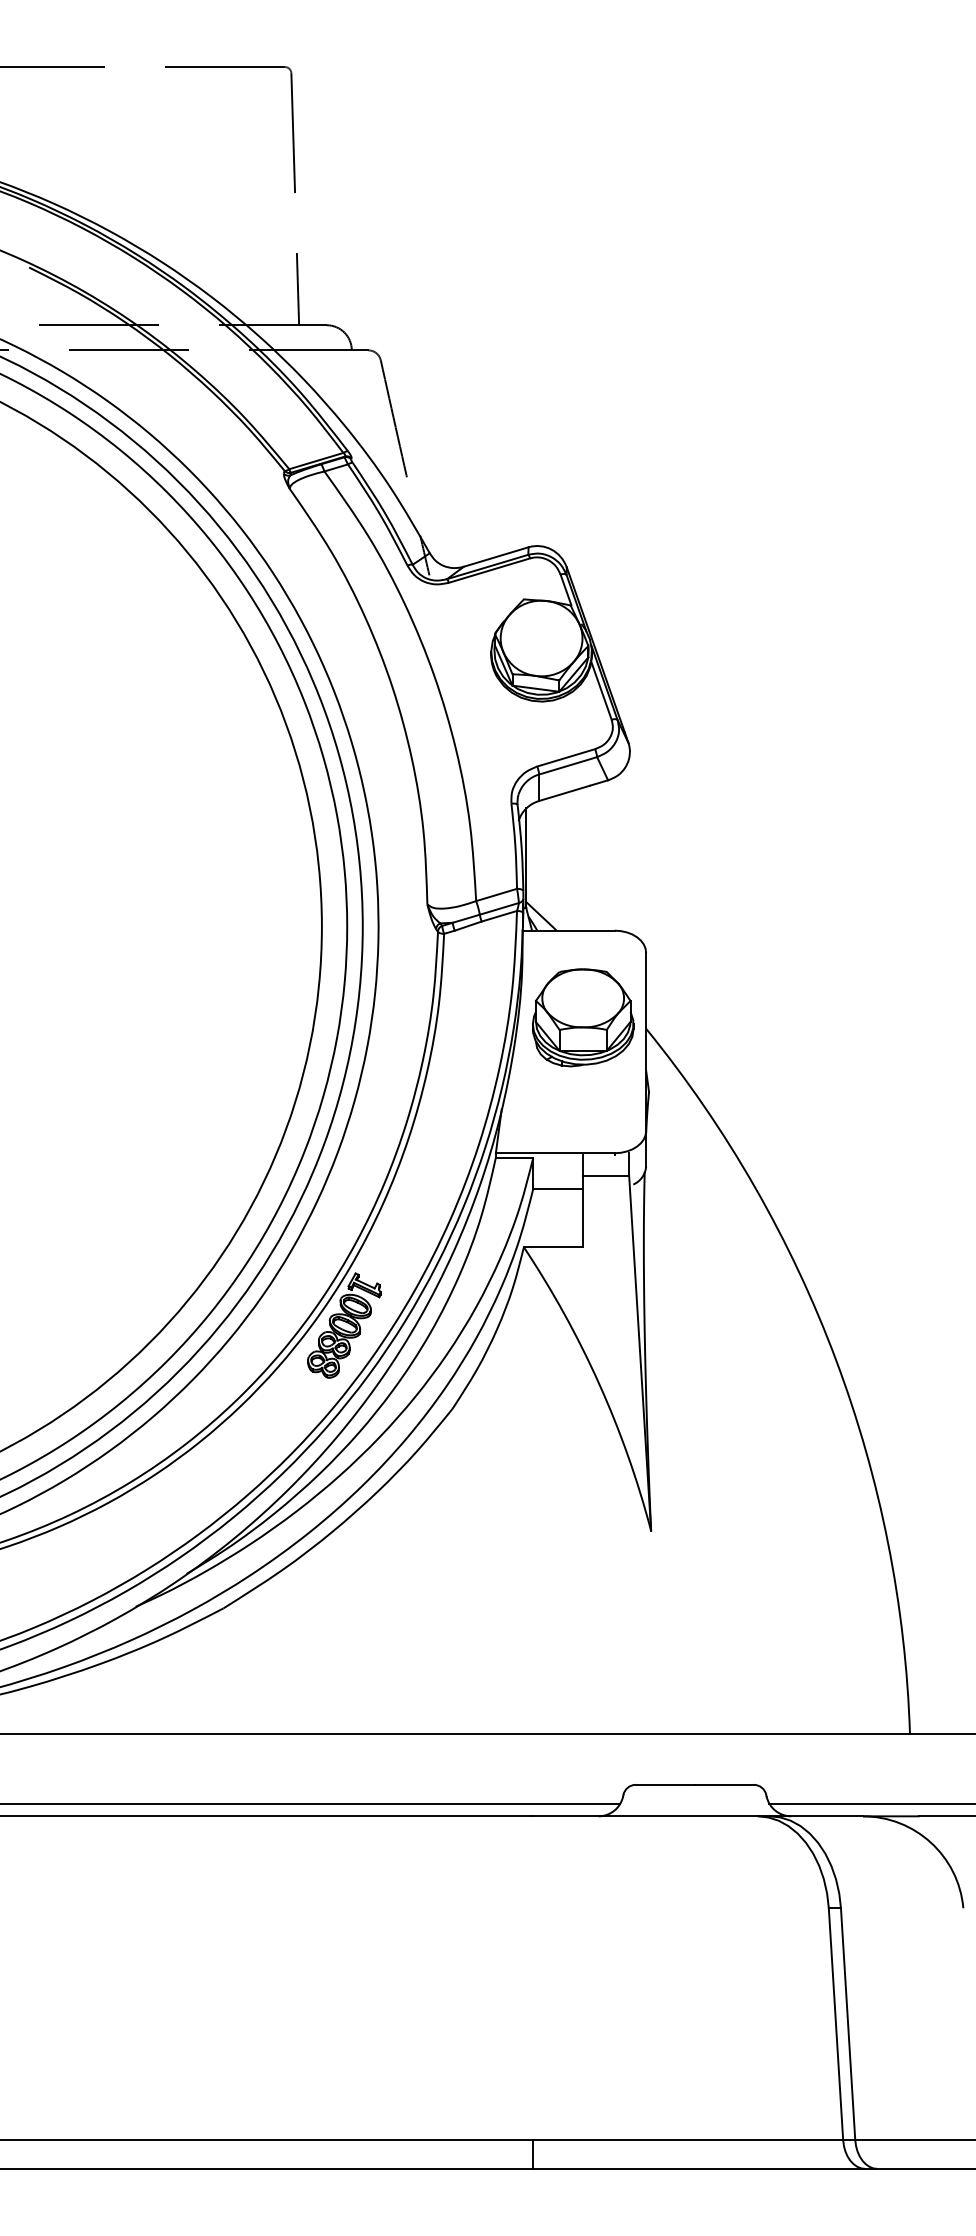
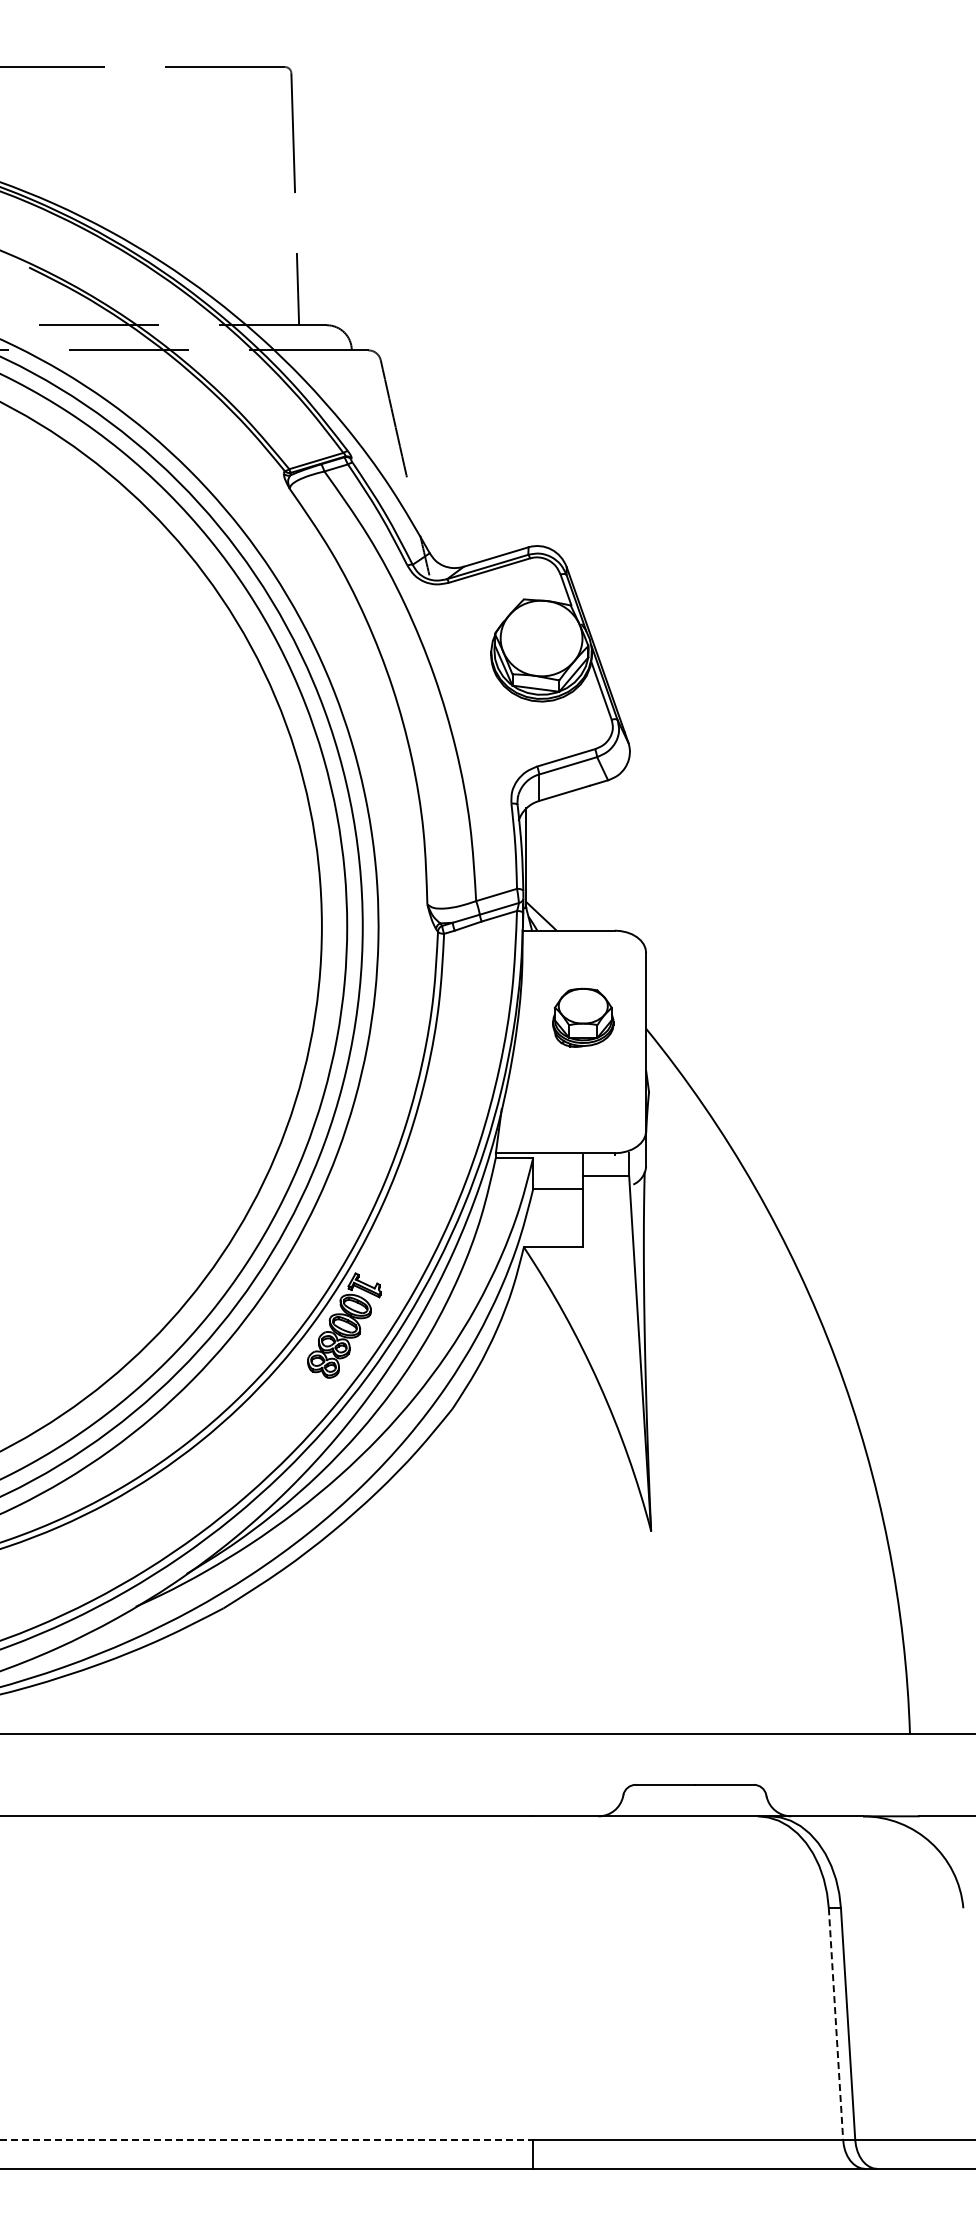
part size: 103x100 px -> 63x61 px (583, 1017)
line: present -> none (311, 1803)
line: present -> none (870, 1803)
line: solid -> dashed (836, 2024)
line: solid -> dashed (267, 2140)
